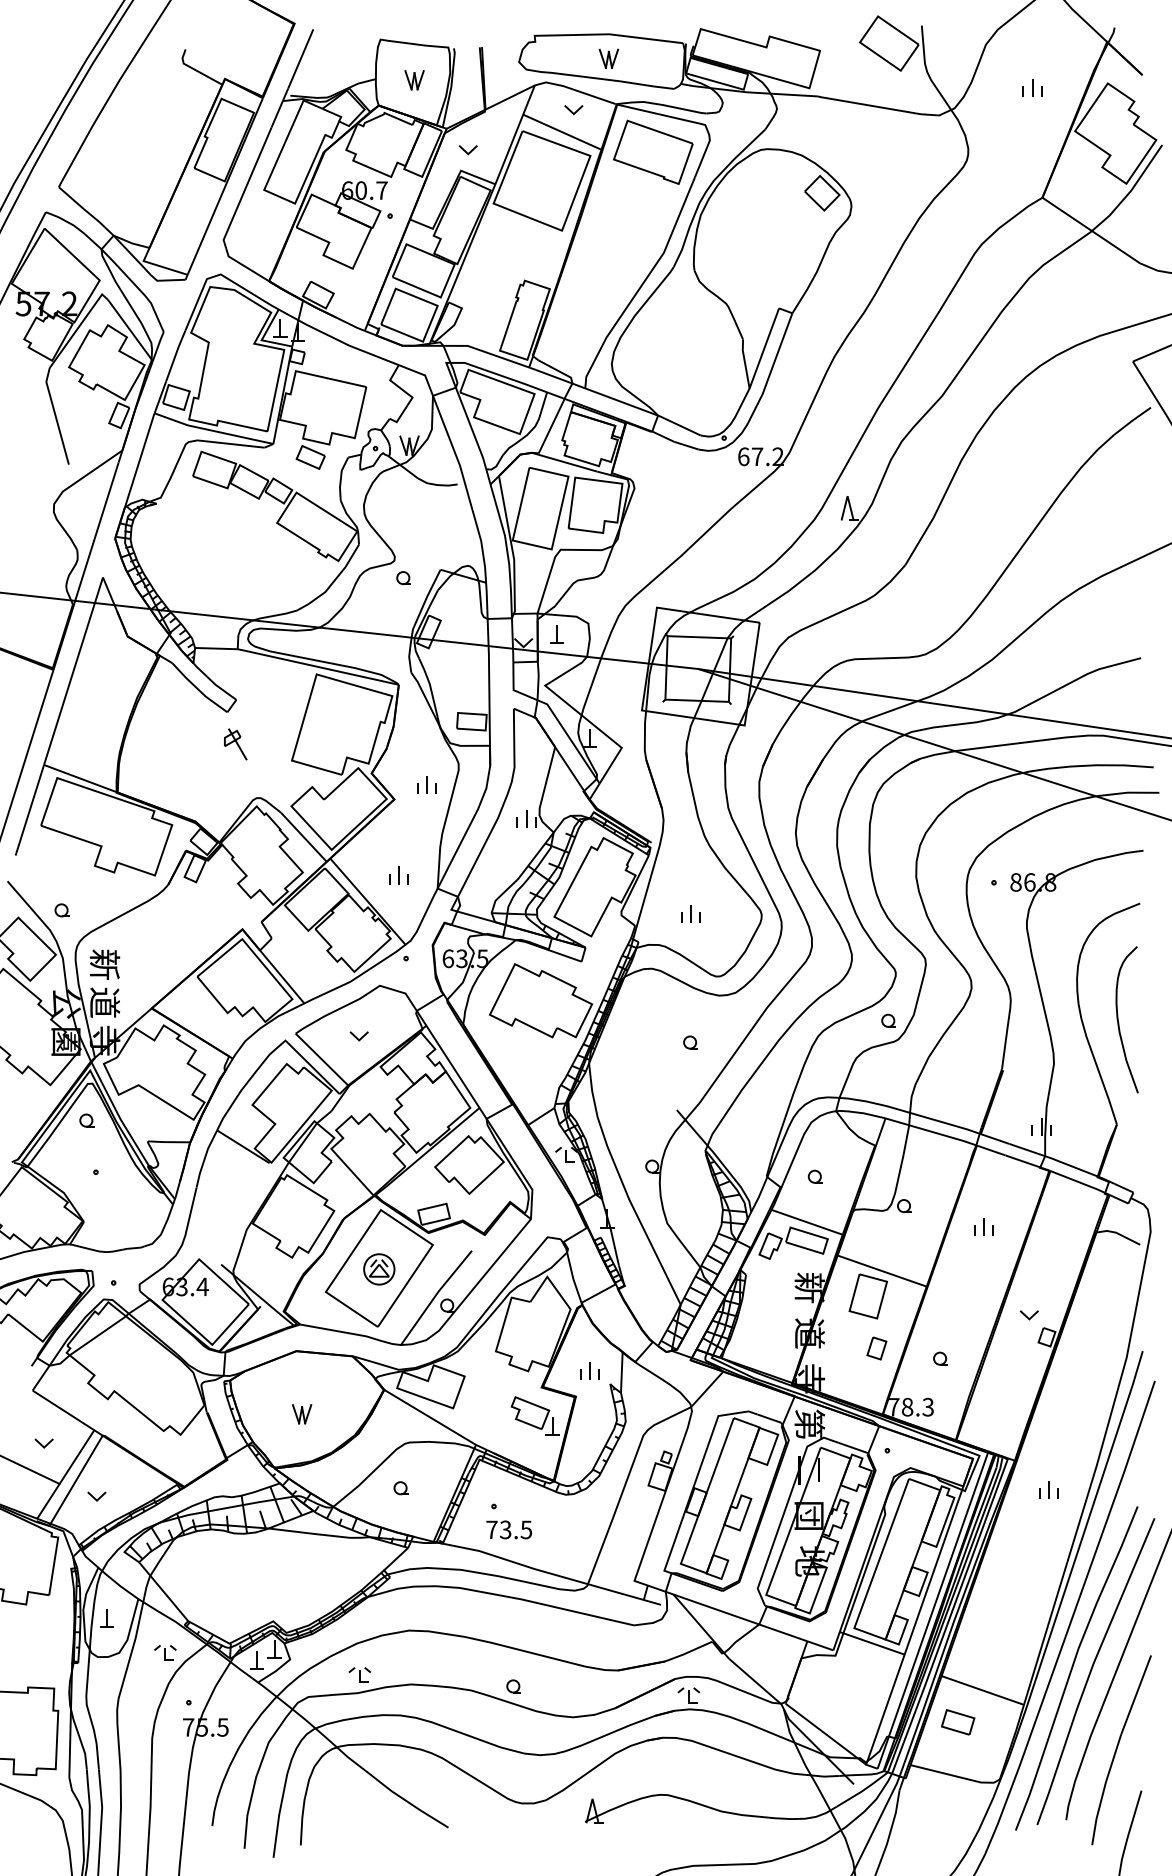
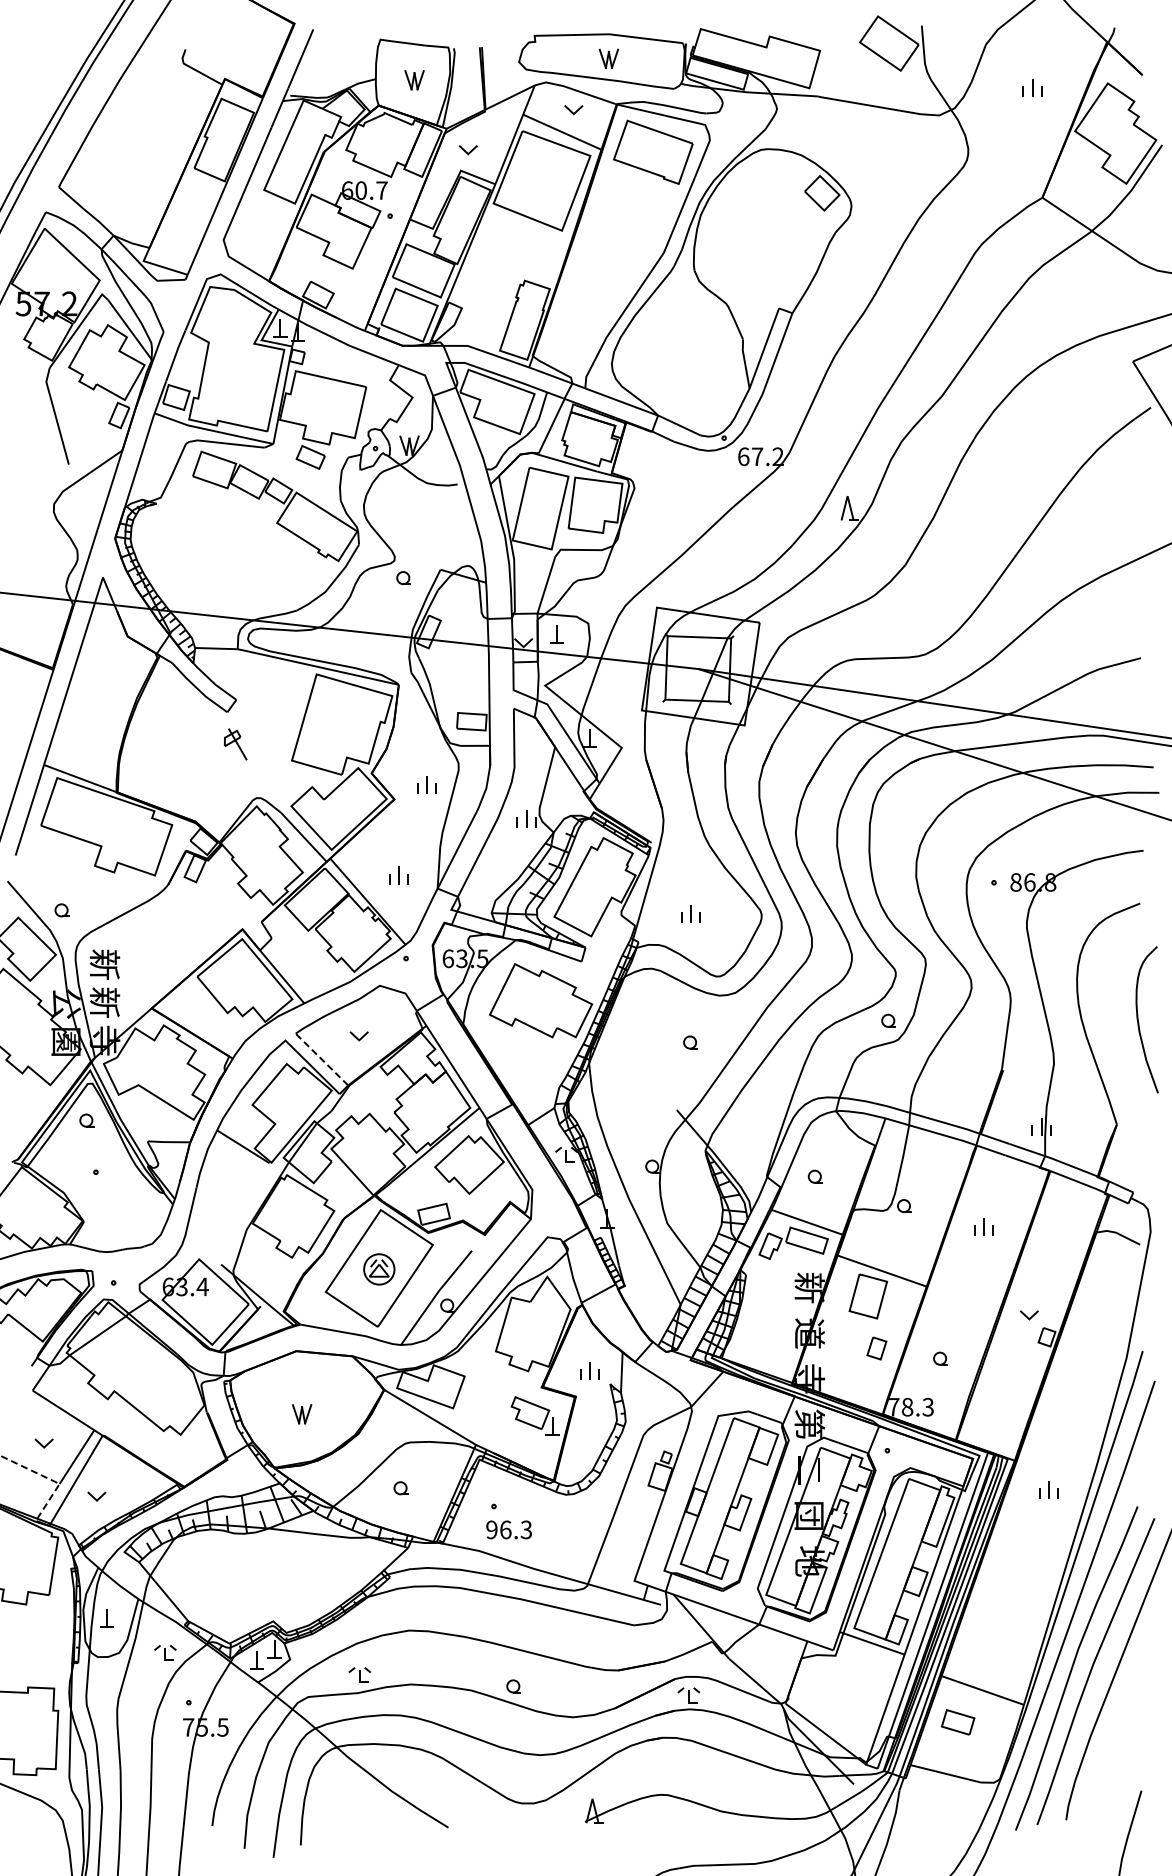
text: 道 -> 新 (104, 1002)
curve position: (1119, 1022) -> (1139, 1022) (1139, 1022)
line: solid -> dashed (321, 1059)
line: solid -> dashed (48, 1478)
text: 73.5 -> 96.3 (509, 1529)
part: present -> none (1121, 1750)
